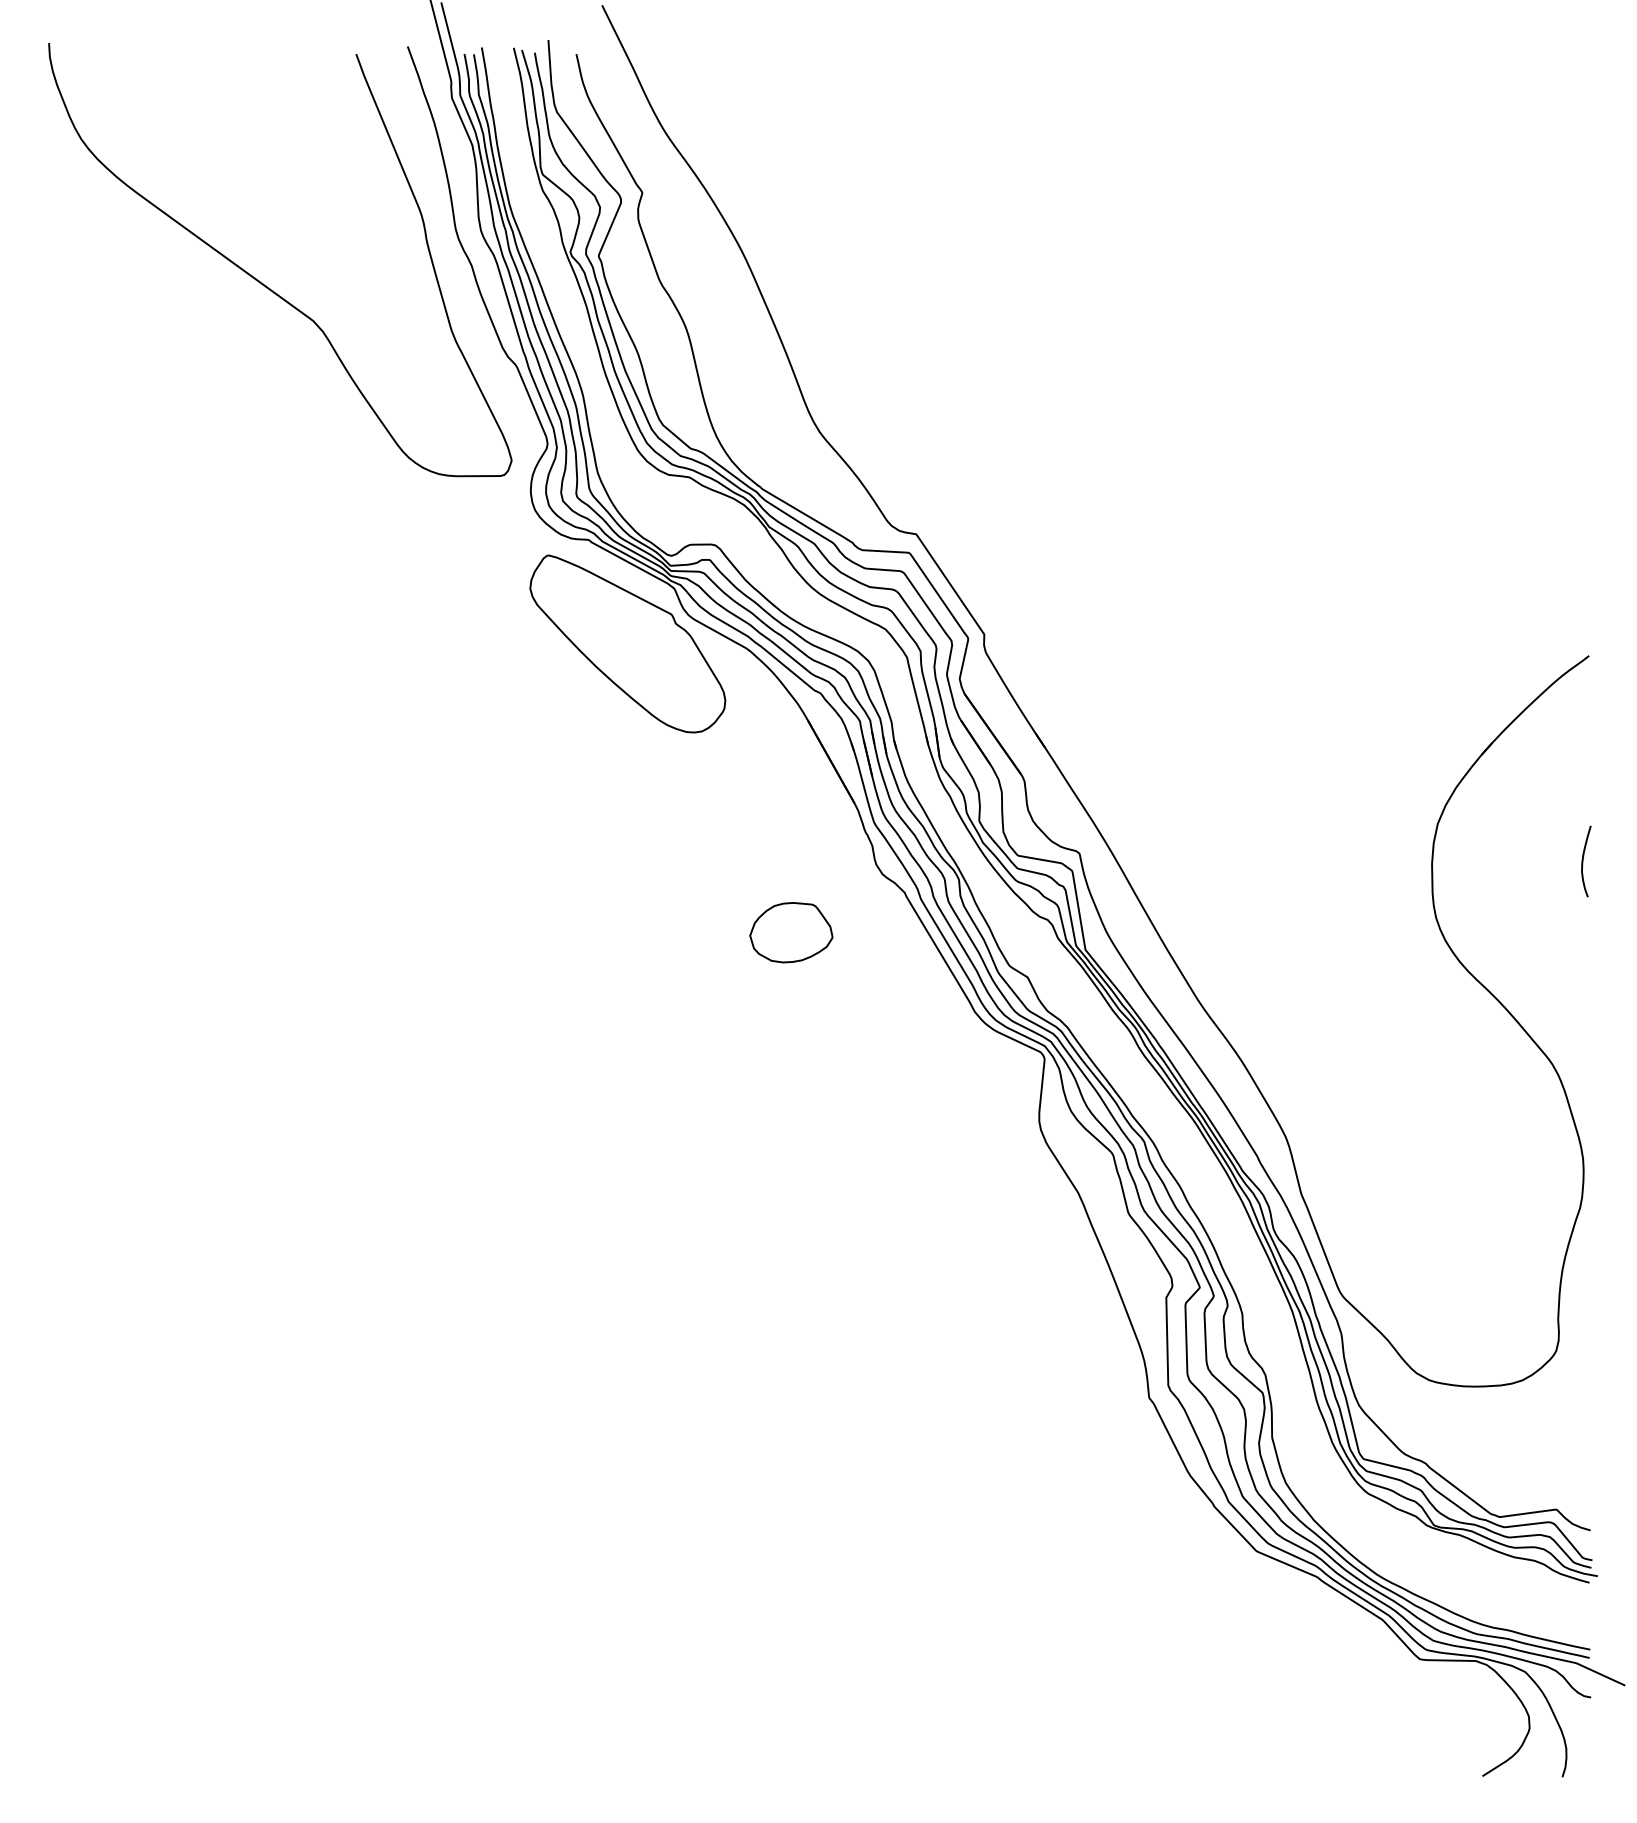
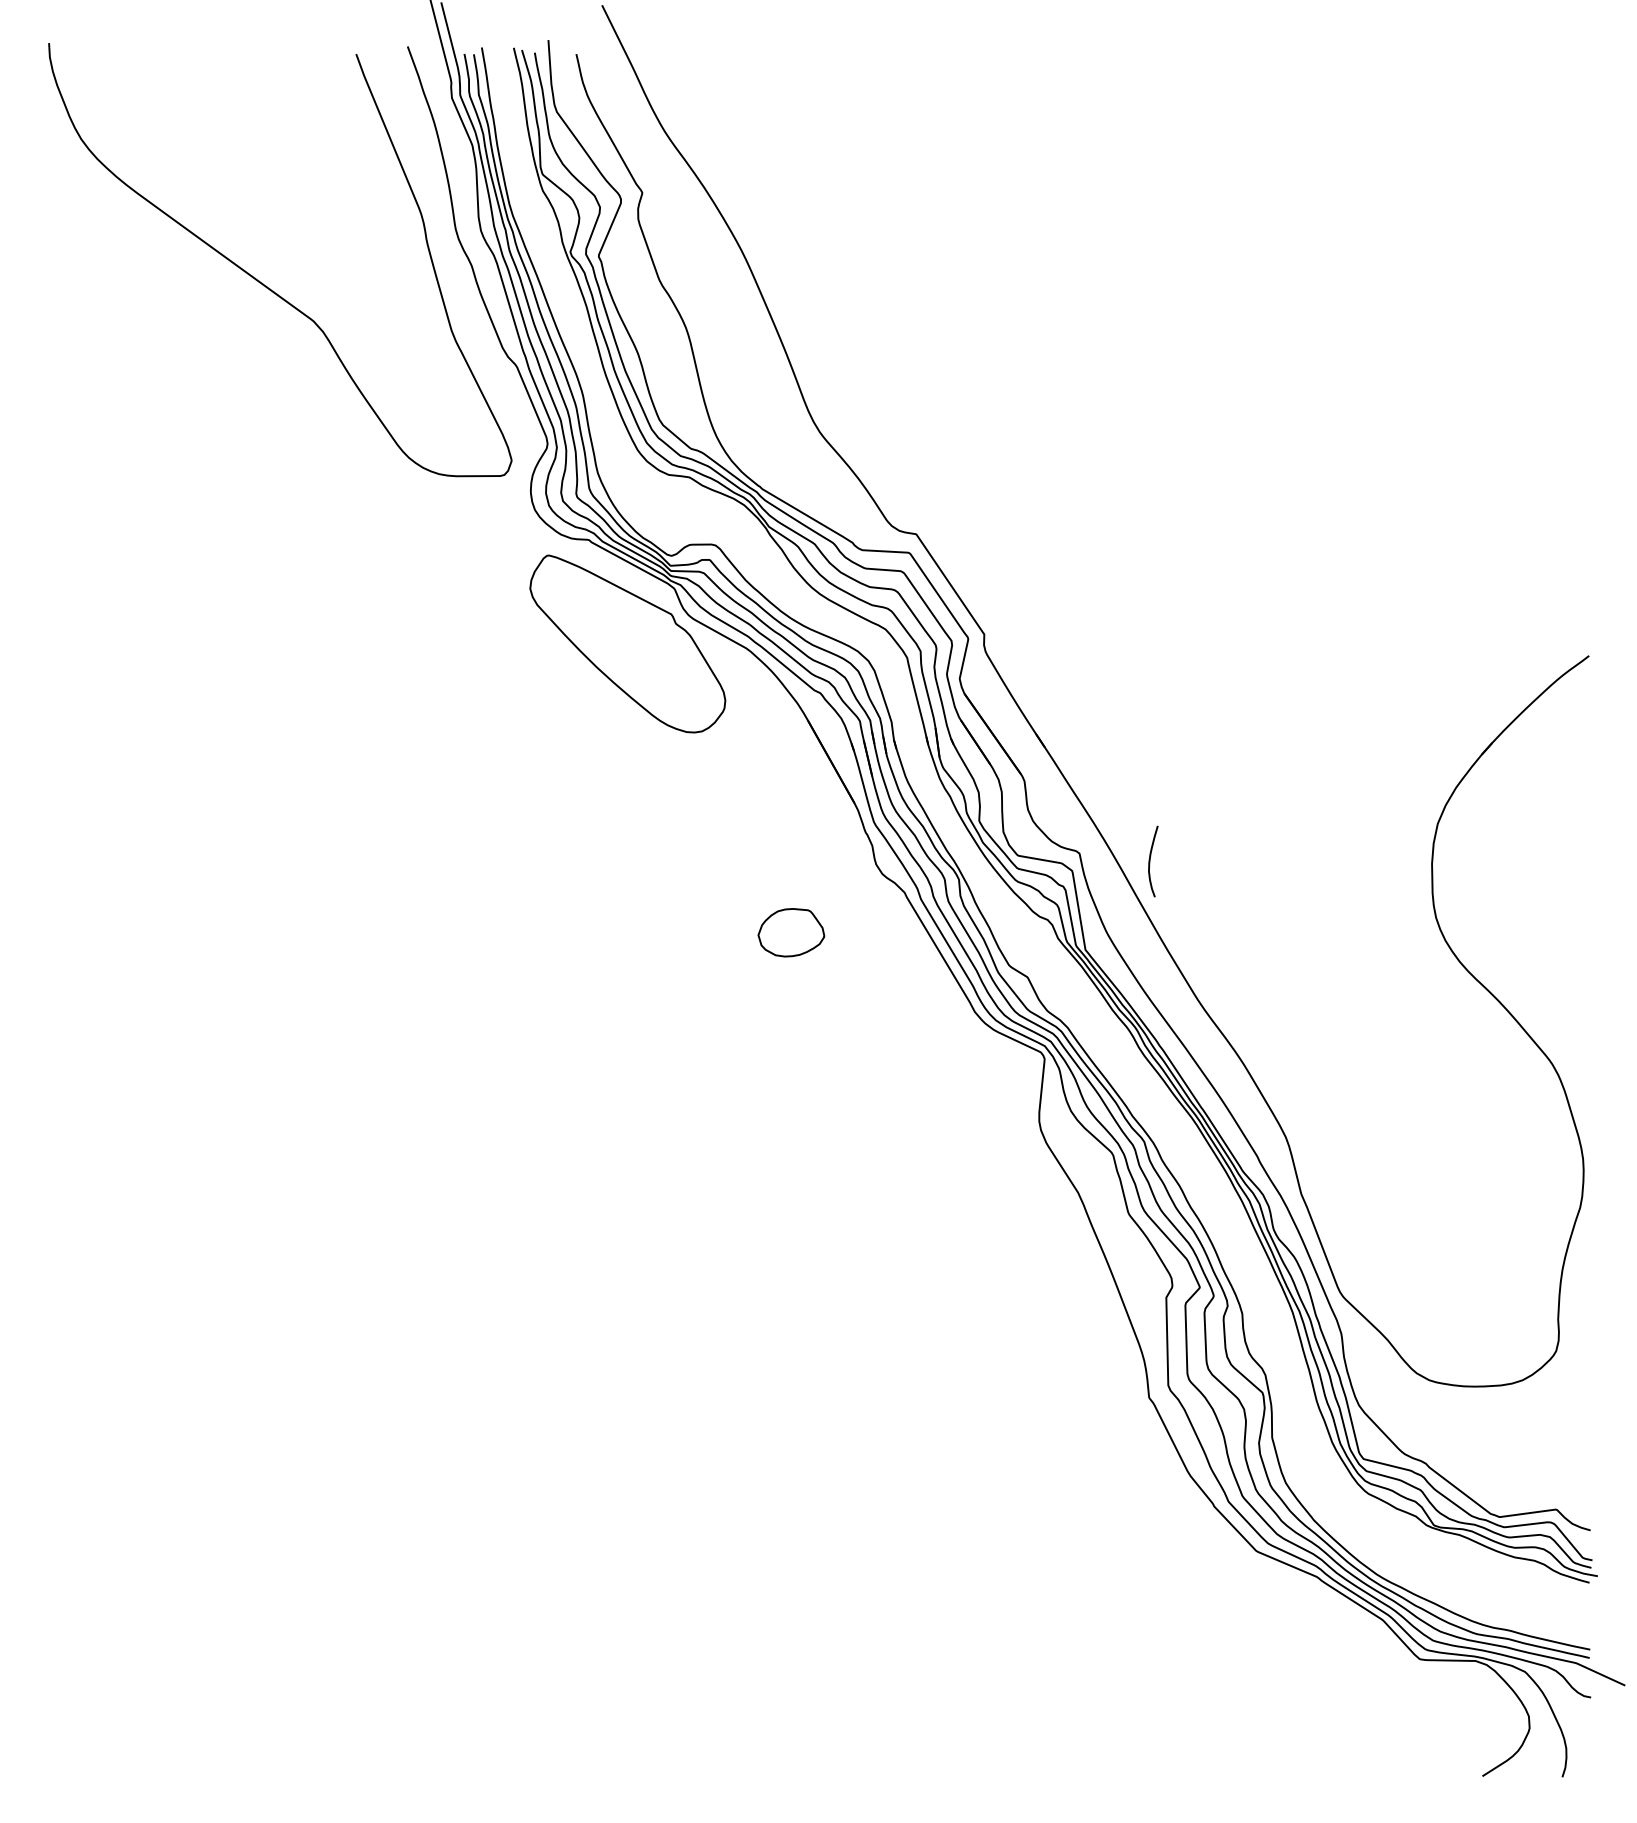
curve position: (1583, 861) -> (1150, 861) (1150, 861)
part size: 85x62 px -> 69x50 px (791, 932)
